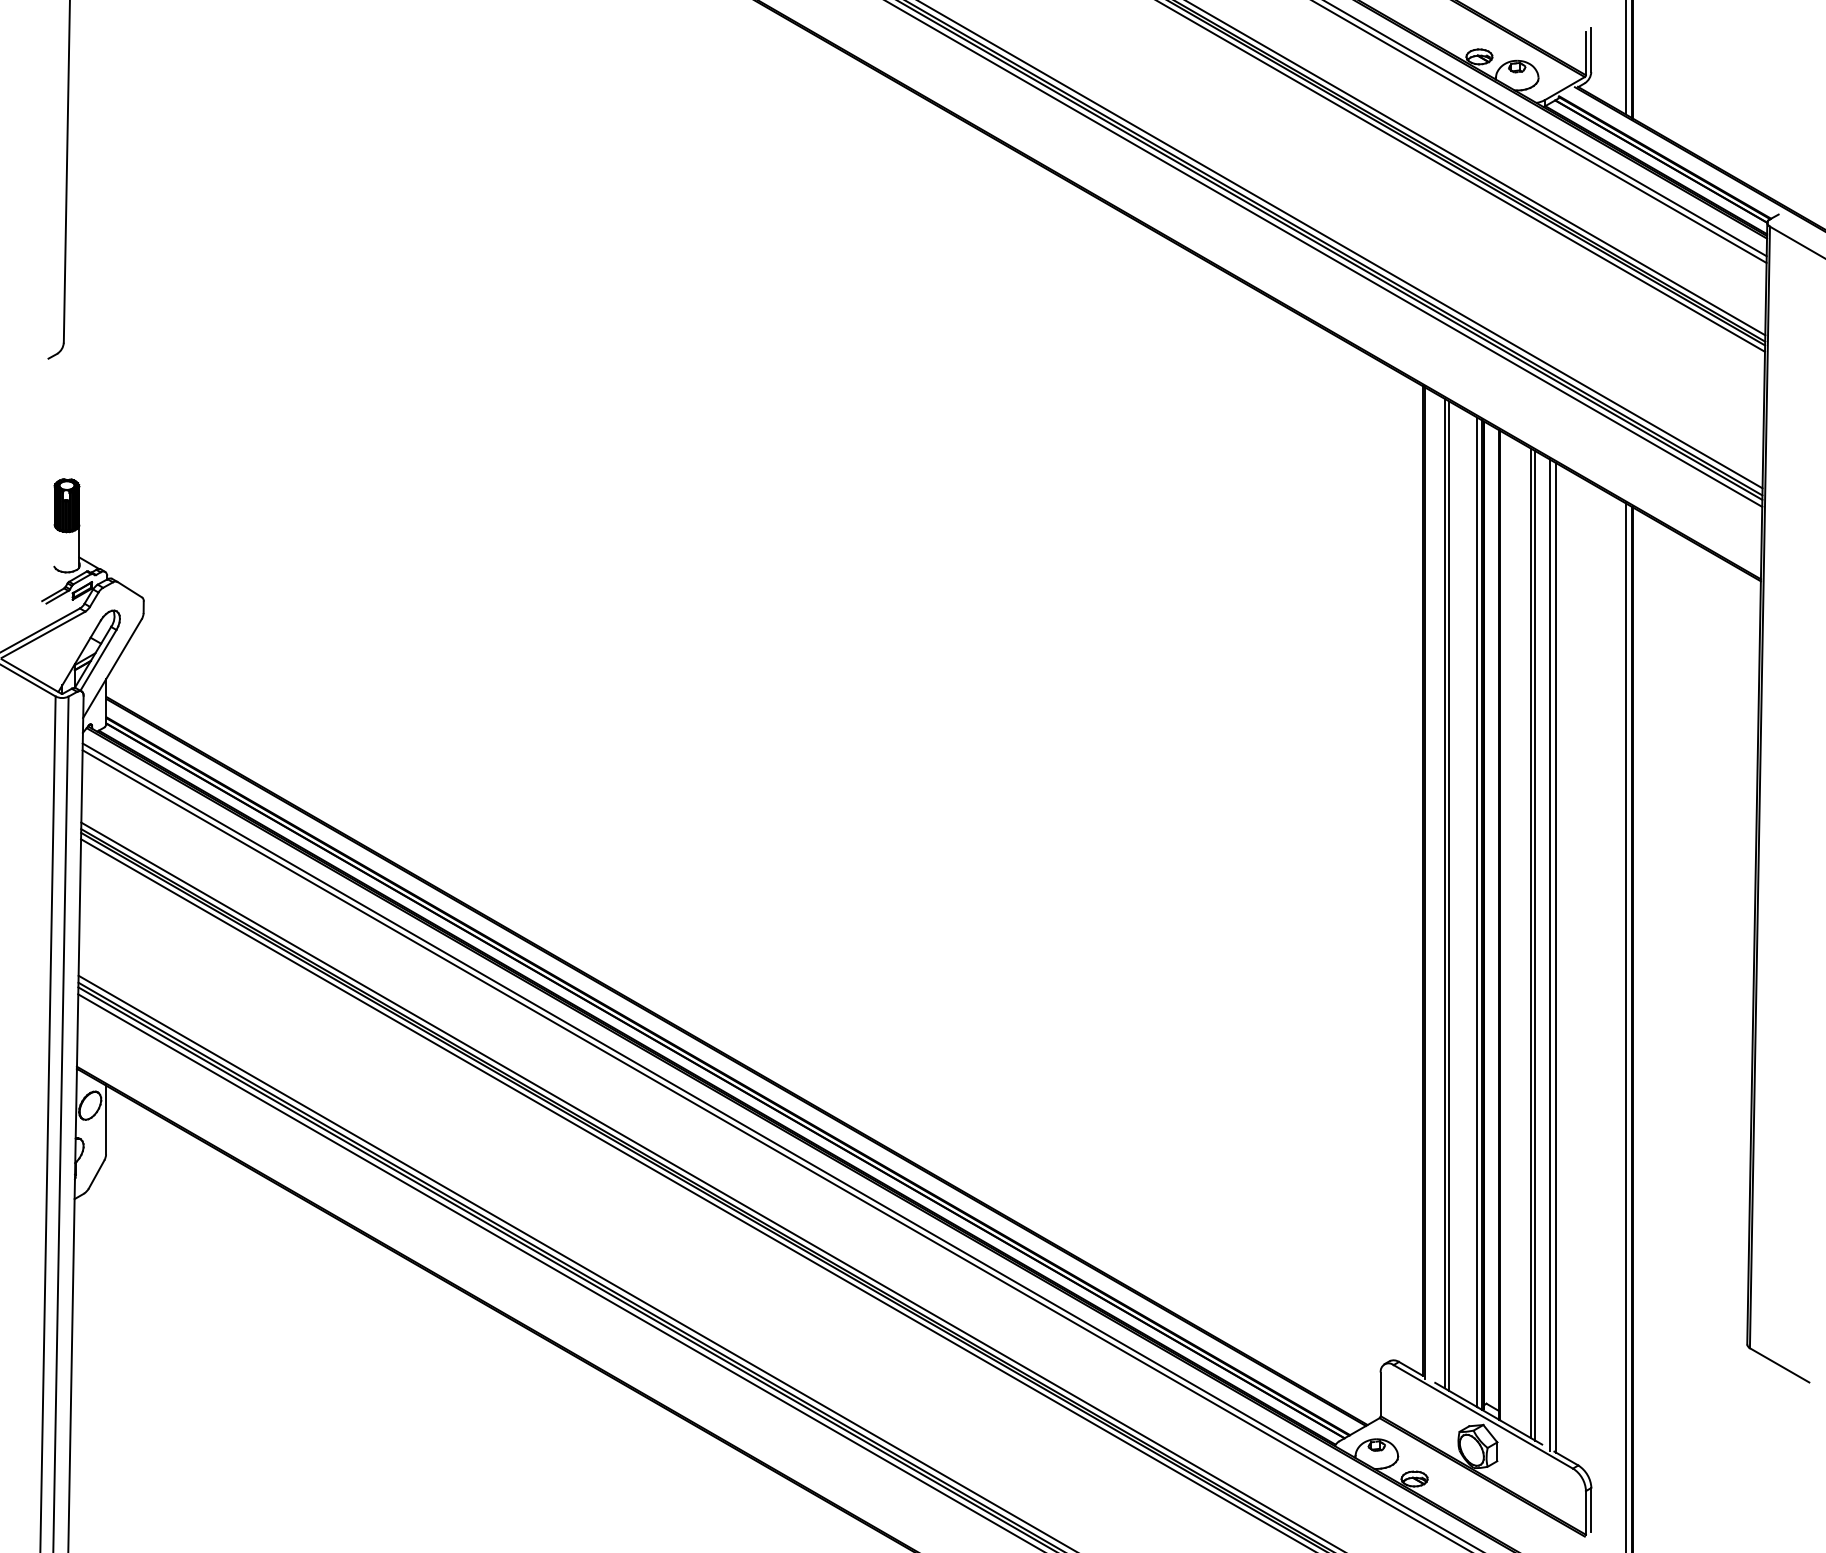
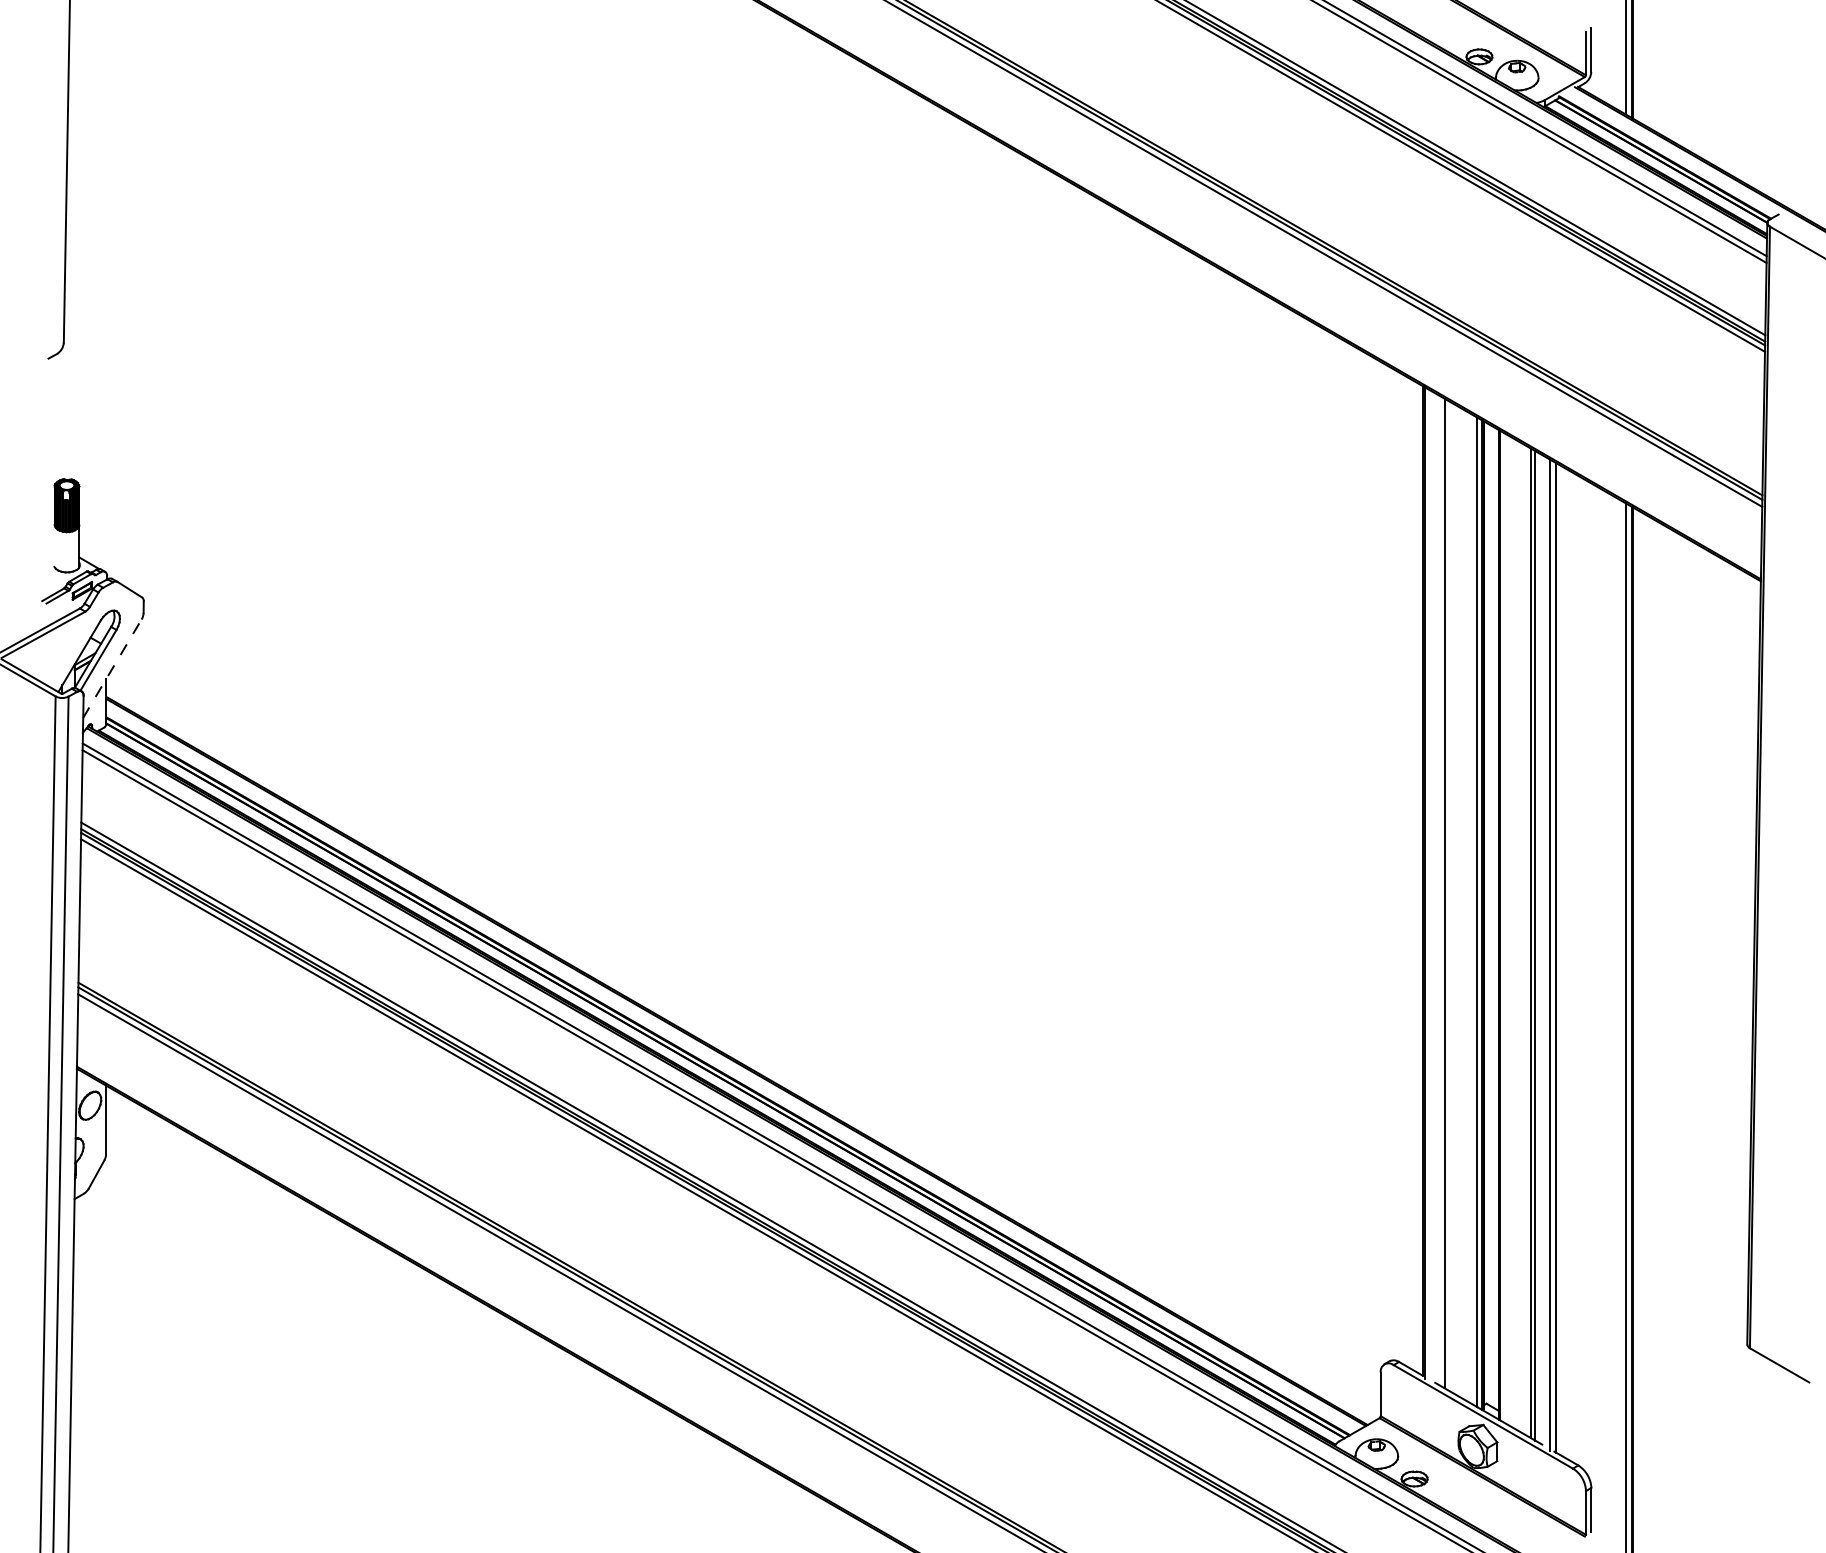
line: present -> none (1341, 245)
line: solid -> dashed (112, 668)
line: present -> none (1449, 896)
line: present -> none (575, 1262)
